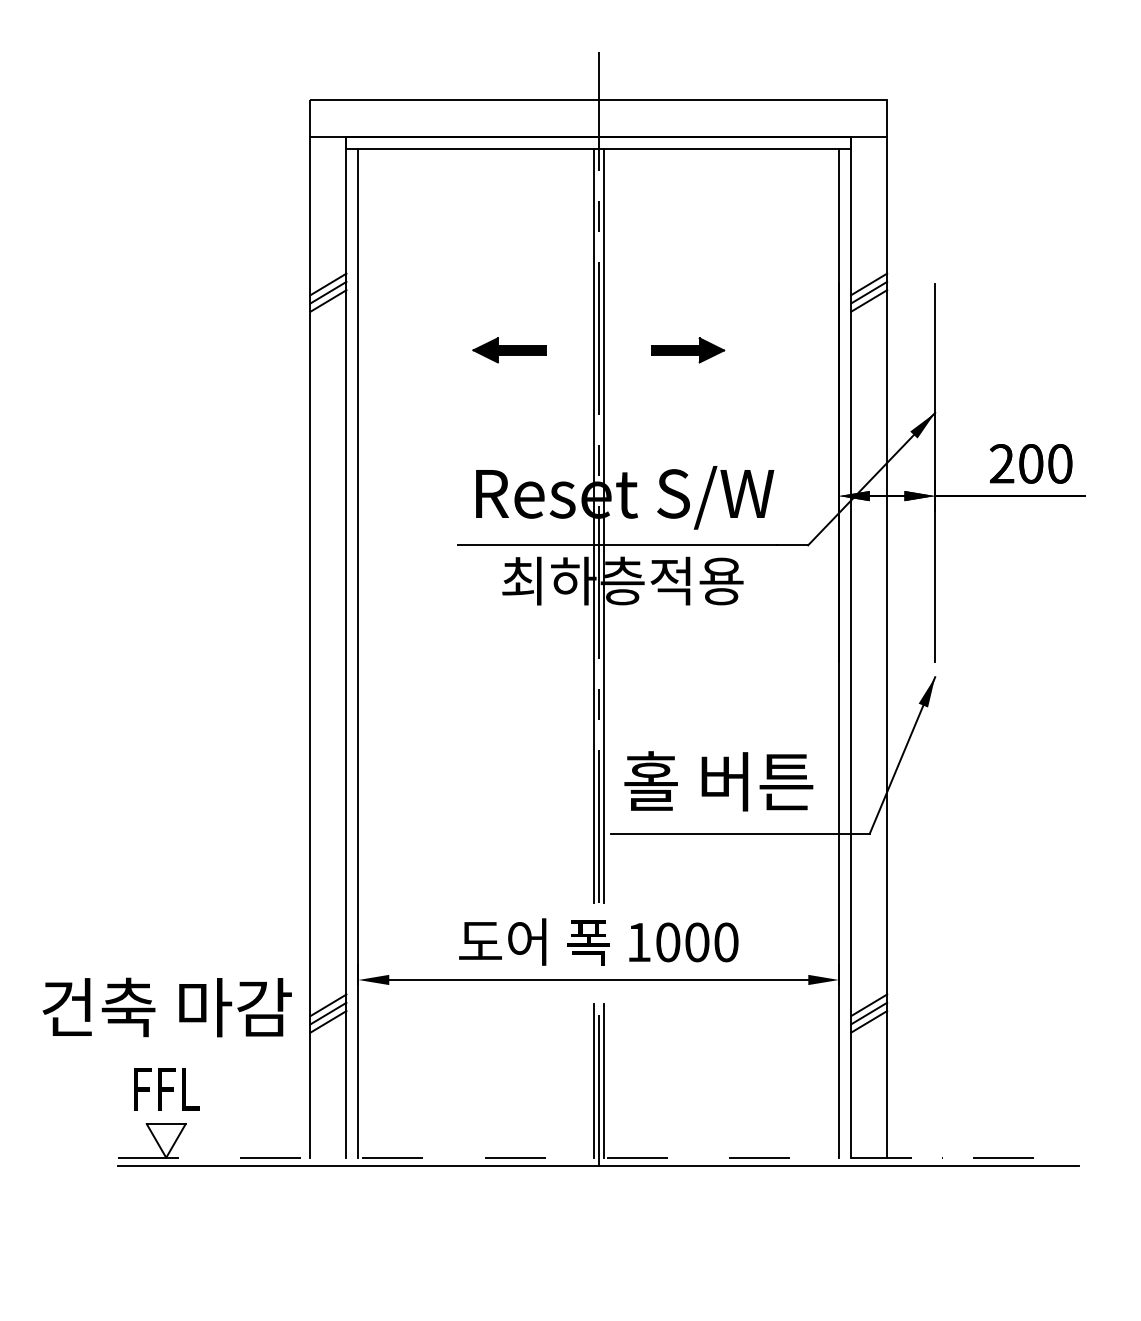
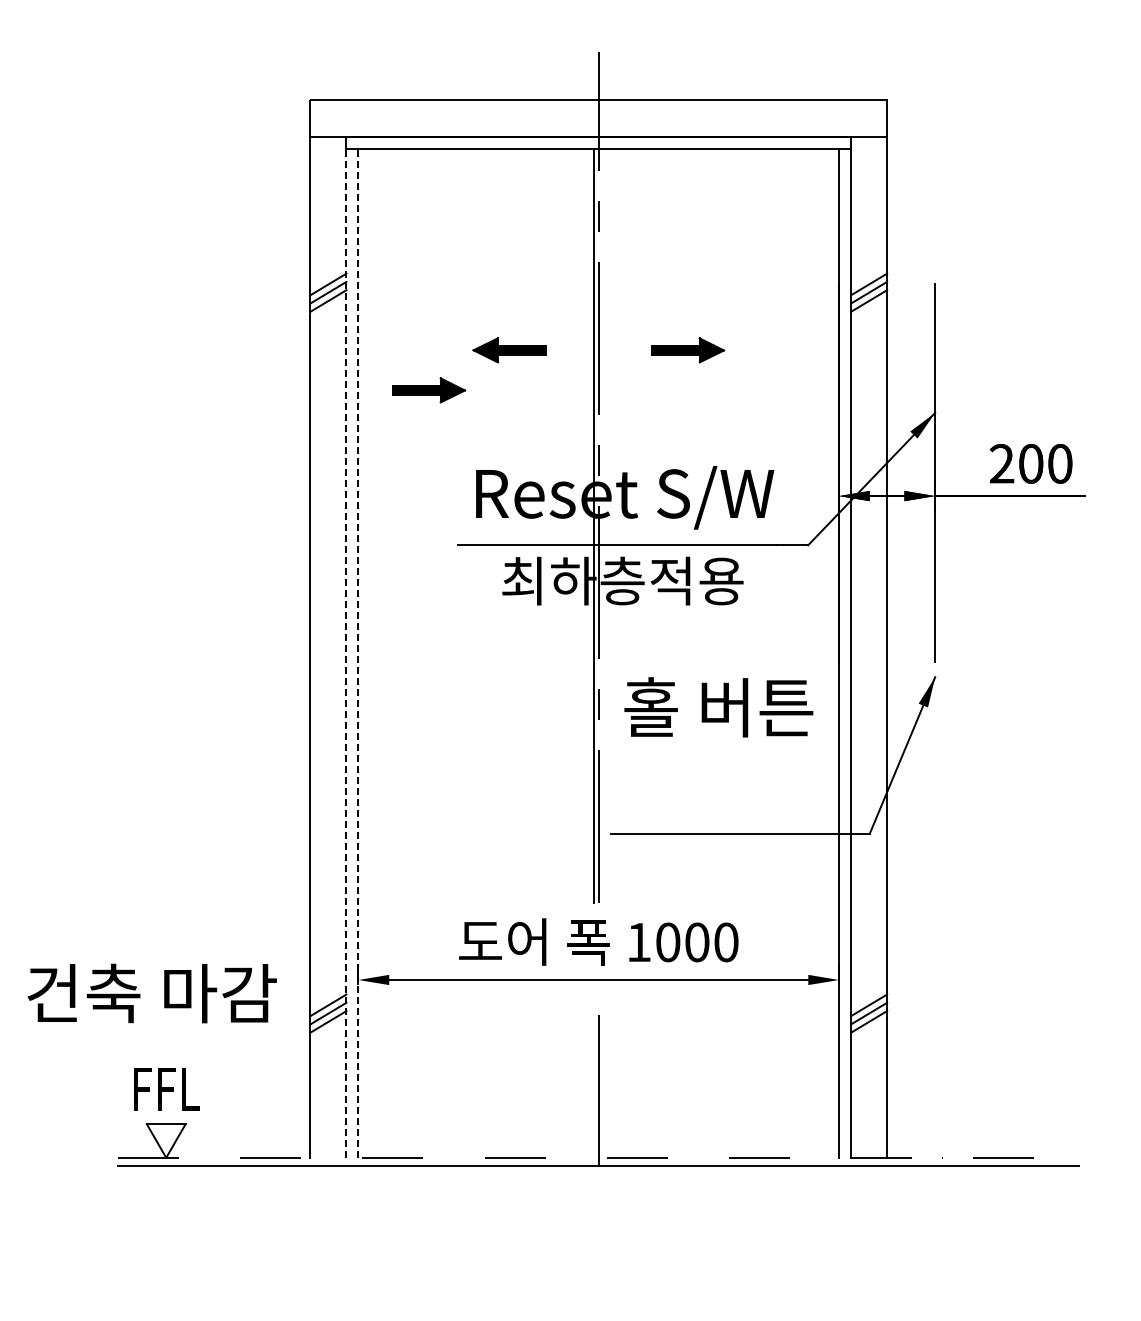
part: none -> present (429, 390)
line: present -> none (603, 525)
line: solid -> dashed (346, 647)
line: solid -> dashed (358, 653)
text position: (718, 781) -> (718, 707) (718, 707)
text position: (166, 1007) -> (151, 993) (151, 993)
line: present -> none (593, 1080)
line: present -> none (603, 1080)
